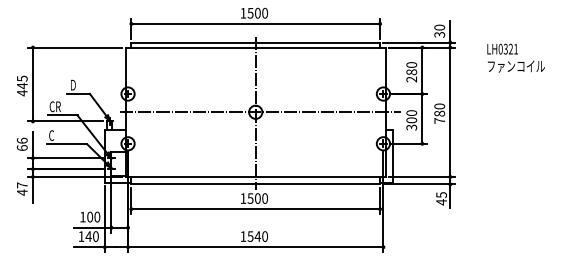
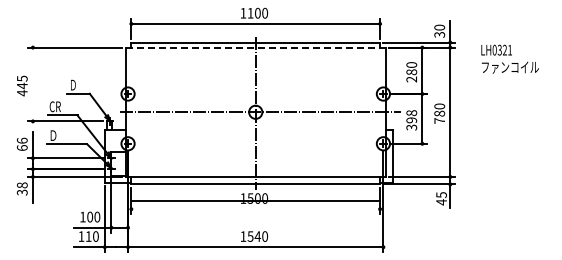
text: 1500 -> 1100 (250, 13)
line: solid -> dashed (256, 47)
text position: (515, 57) -> (509, 58) (509, 58)
line: present -> none (32, 84)
text: 300 -> 398 (411, 116)
text: C -> Ｄ (52, 135)
text: 47 -> 38 (21, 188)
line position: (255, 209) -> (255, 201) (255, 201)
text: 140 -> 110 (88, 236)
